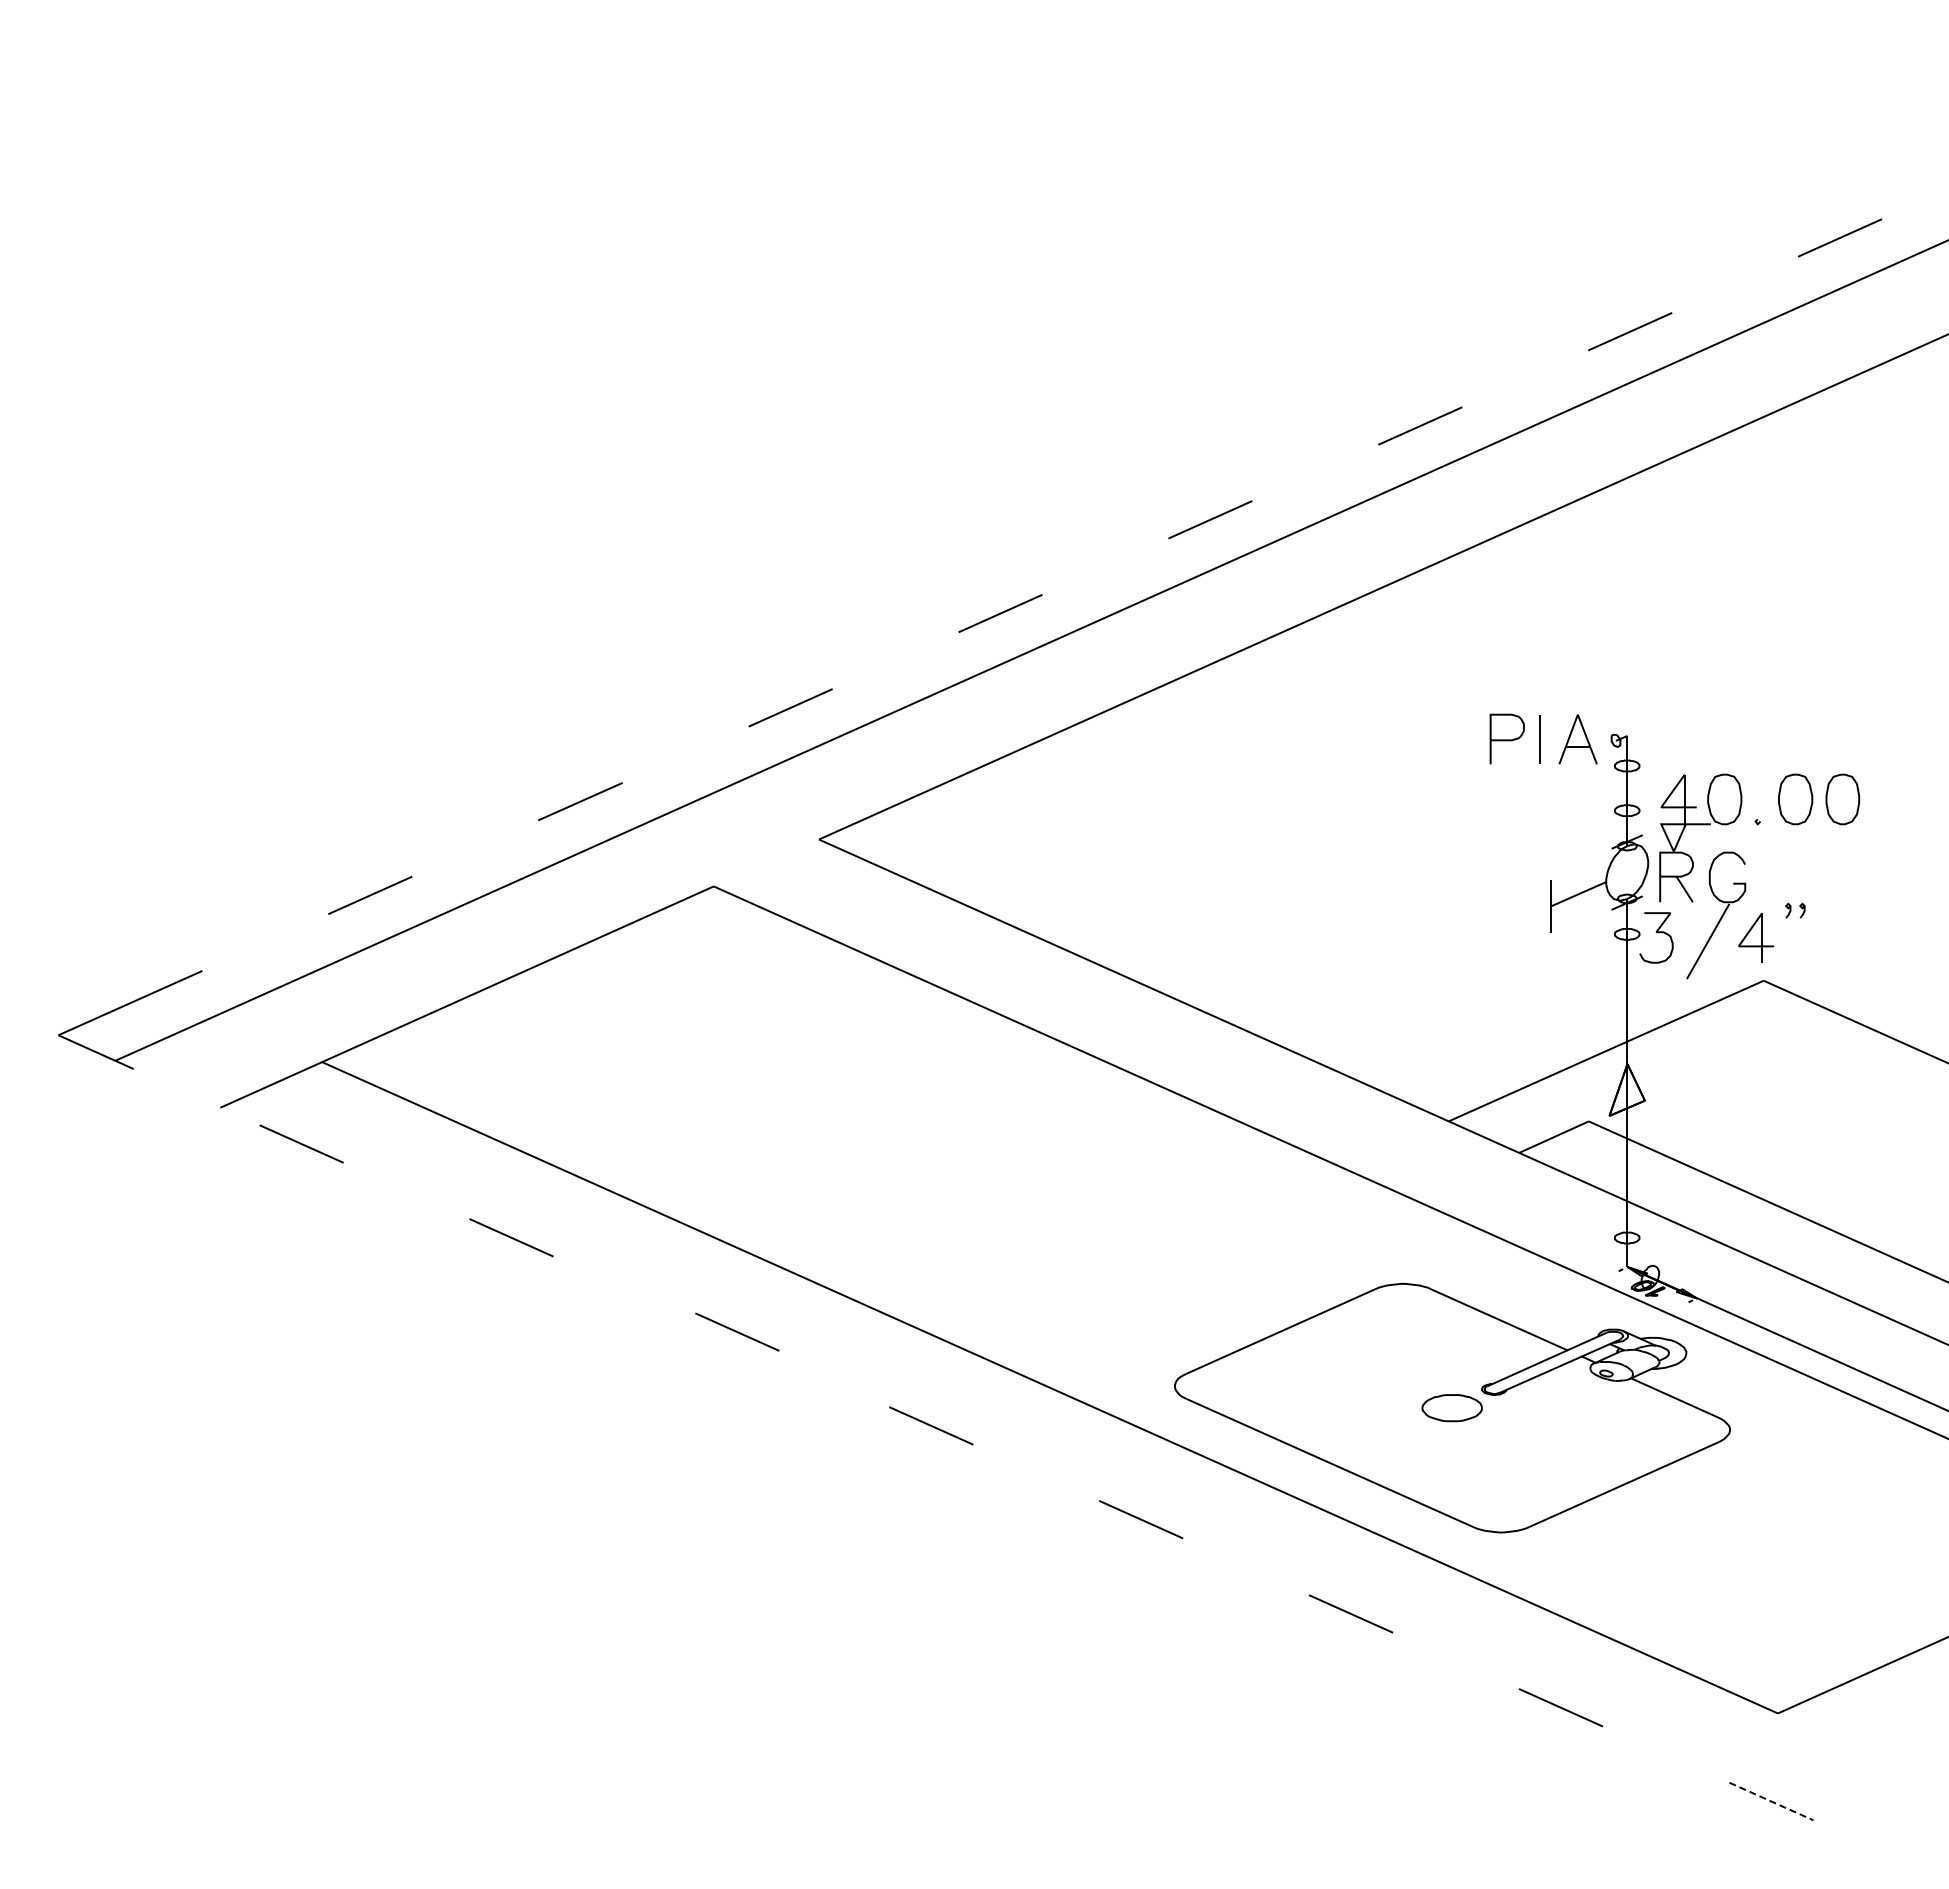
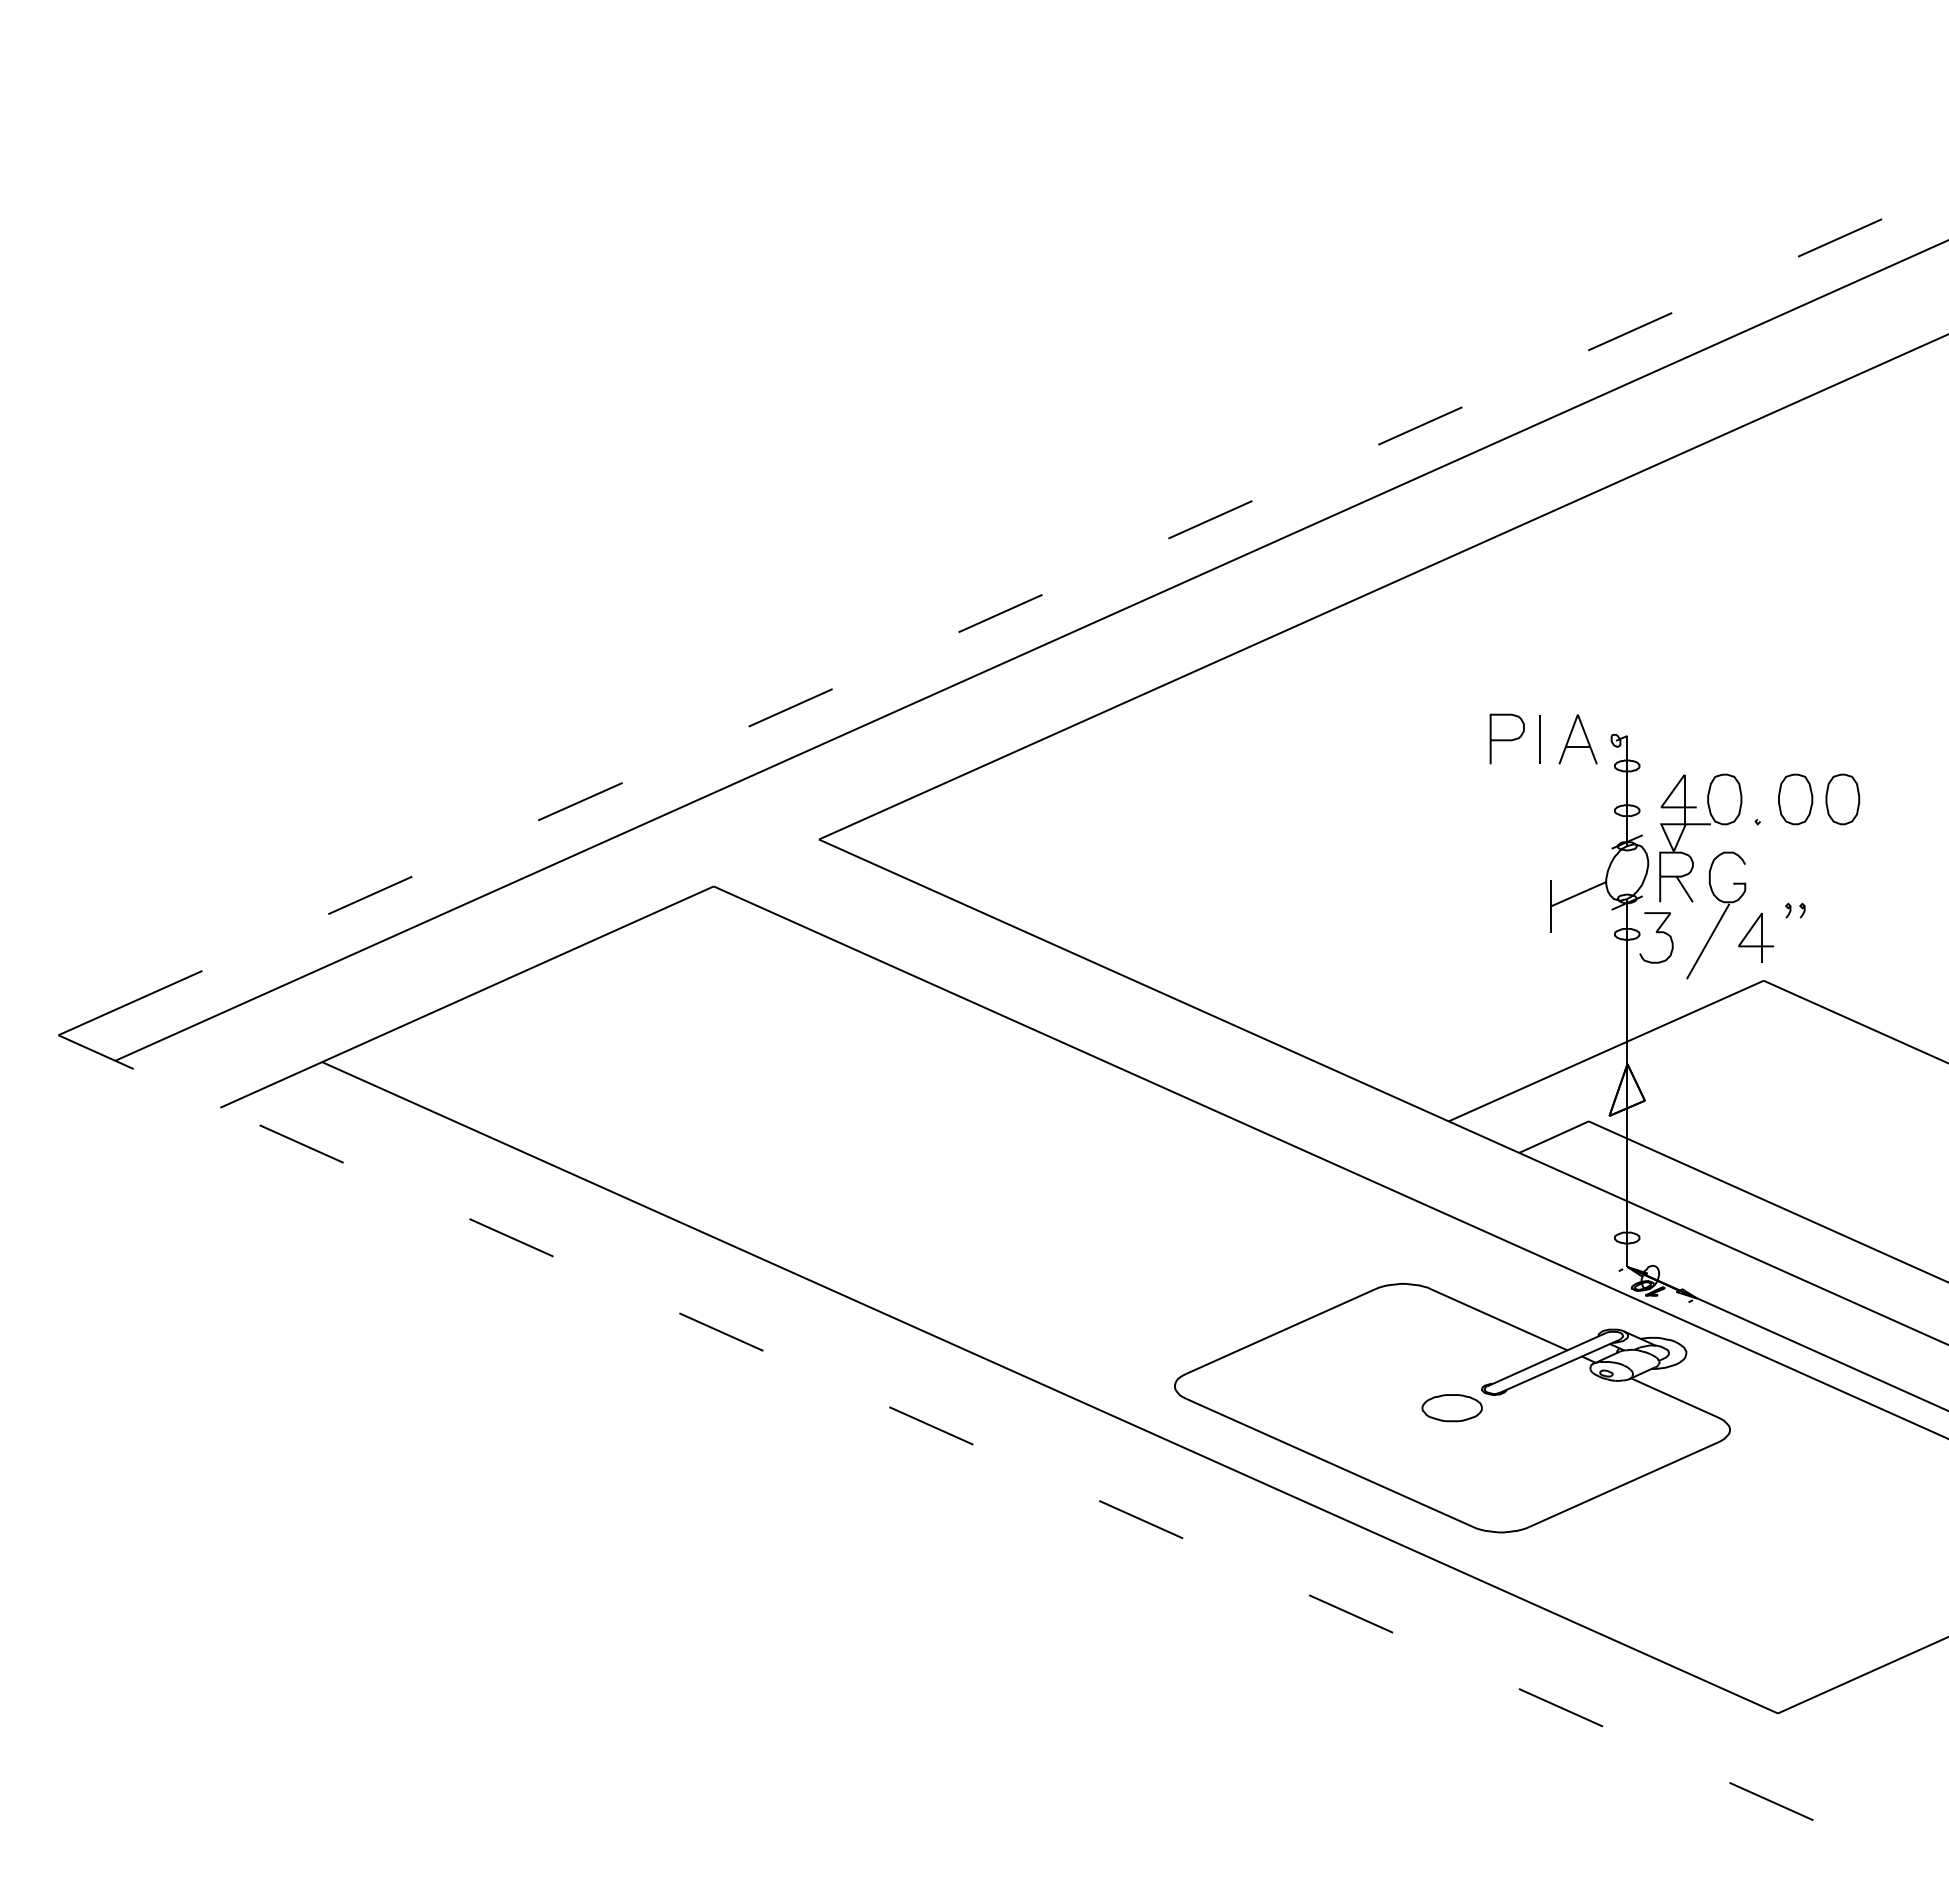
line position: (737, 1331) -> (721, 1331) (721, 1331)
line: dashed -> solid (1771, 1801)
